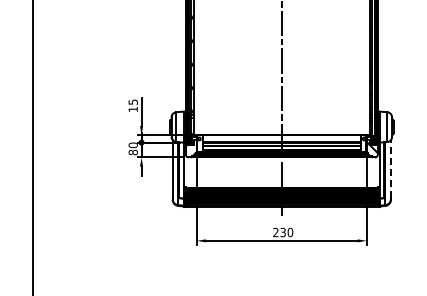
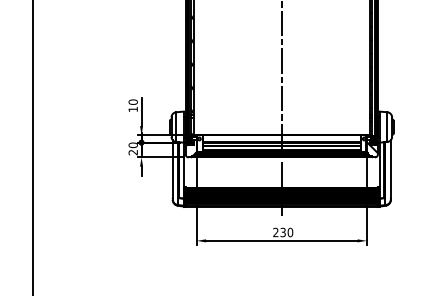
text: 15 -> 10 (132, 101)
text: 80 -> 20 (132, 152)
line: dashed -> solid (390, 169)
